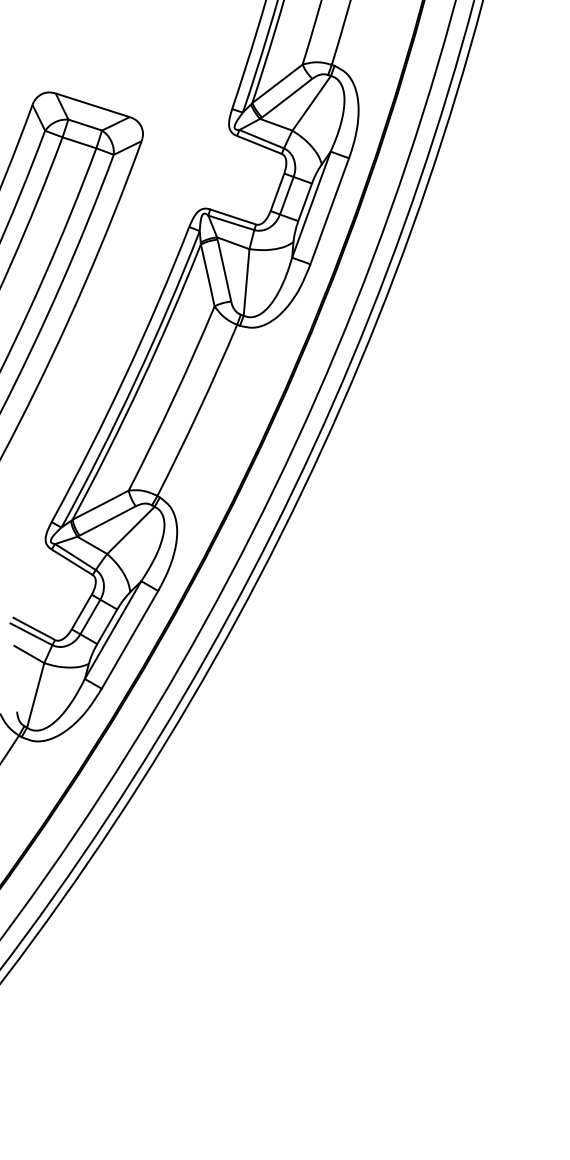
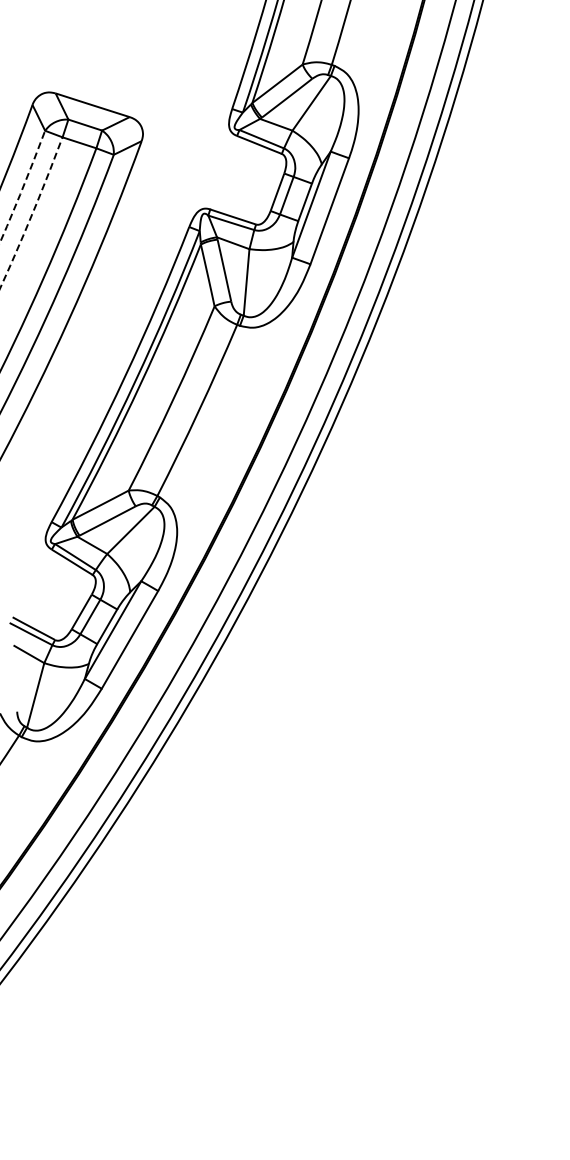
arc: solid -> dashed (23, 187)
arc: solid -> dashed (32, 213)
